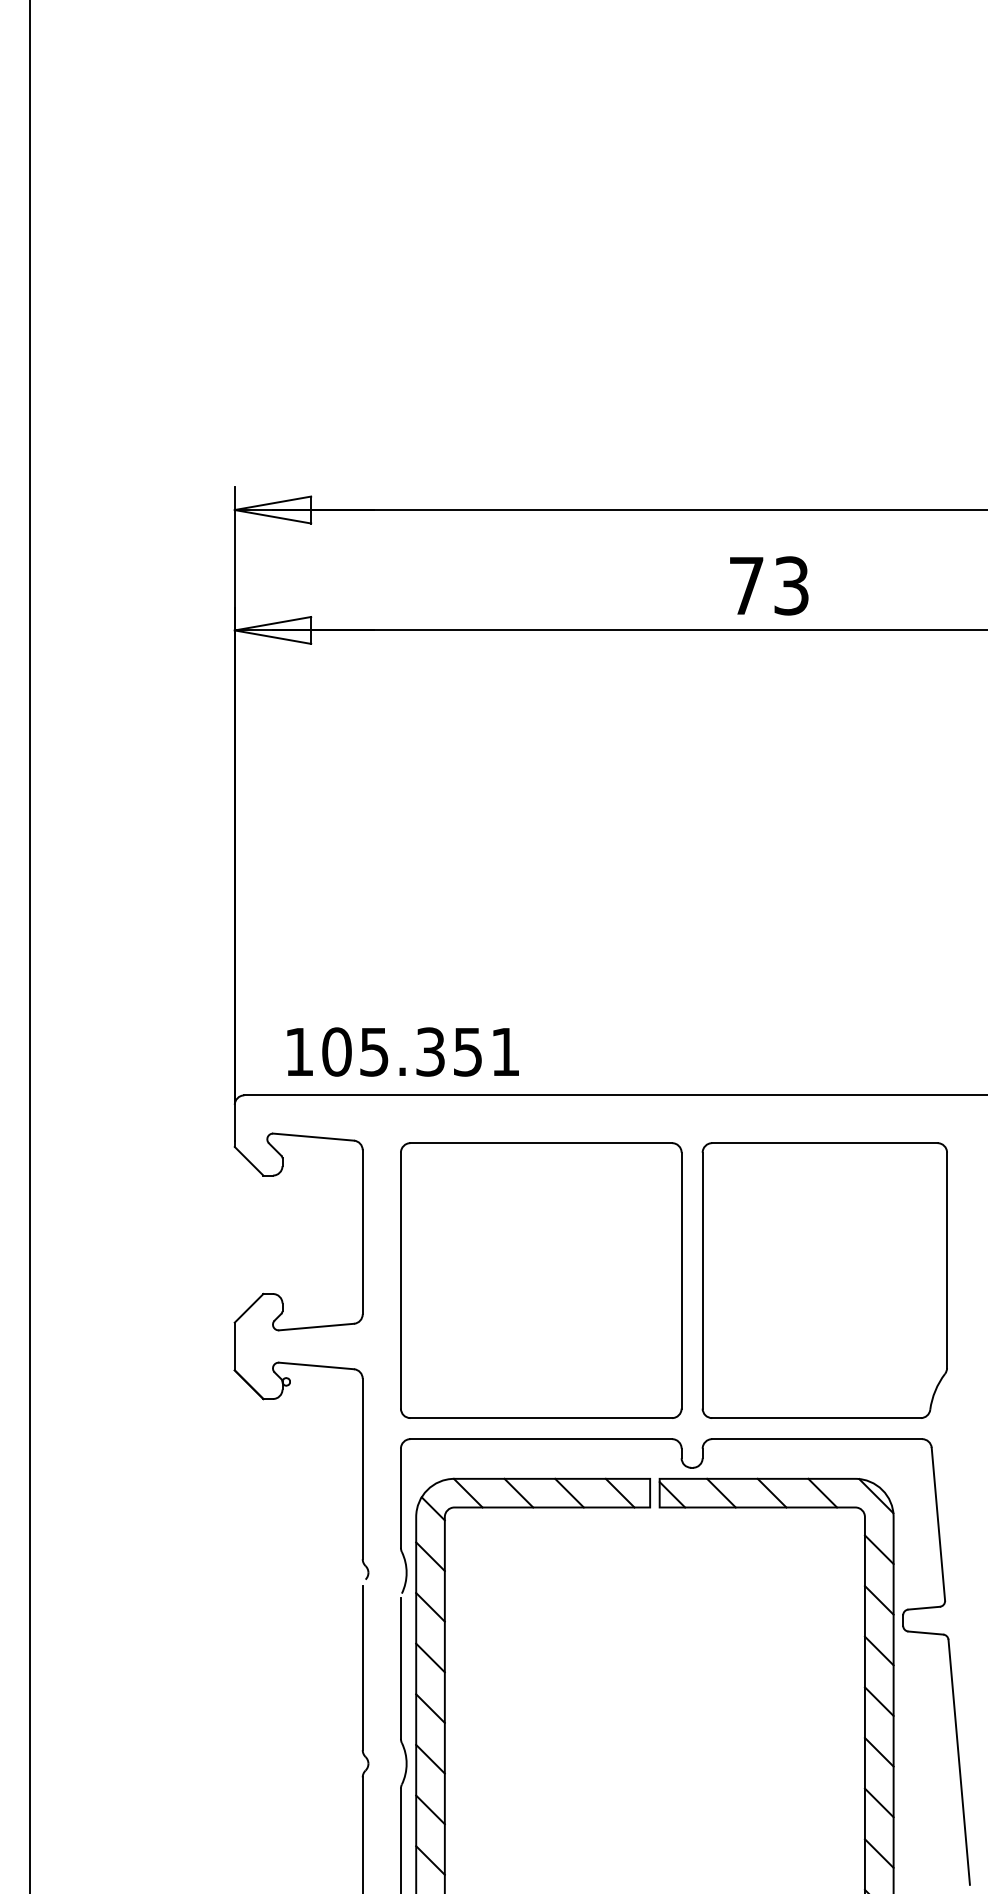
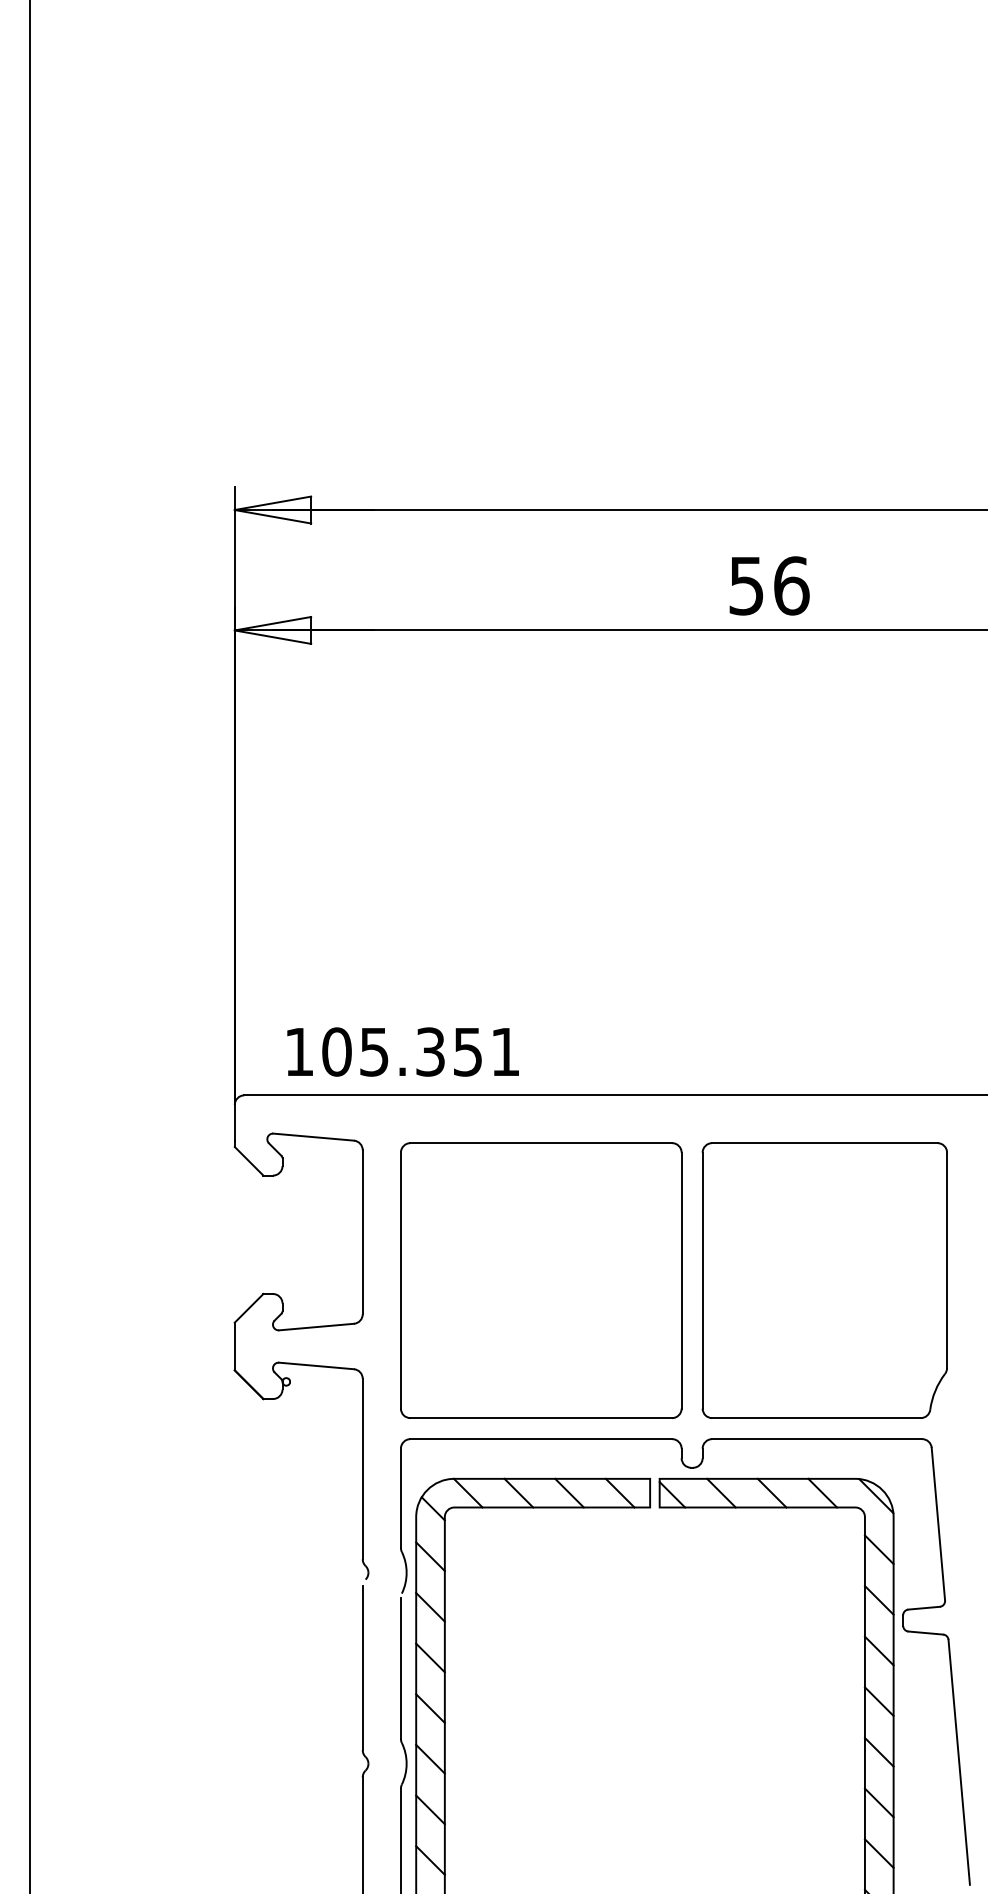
text: 73 -> 56 (769, 585)
